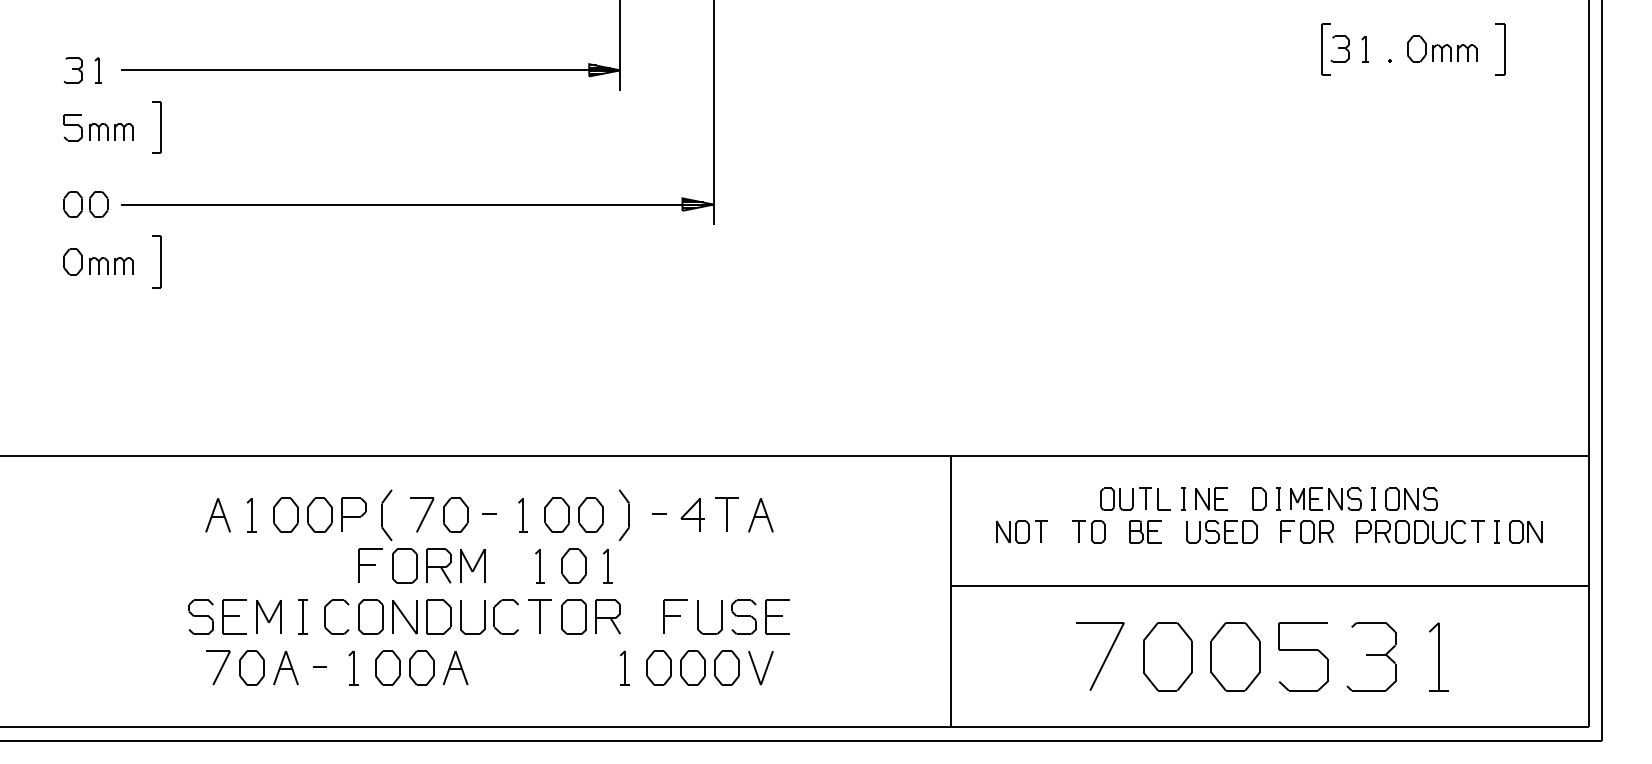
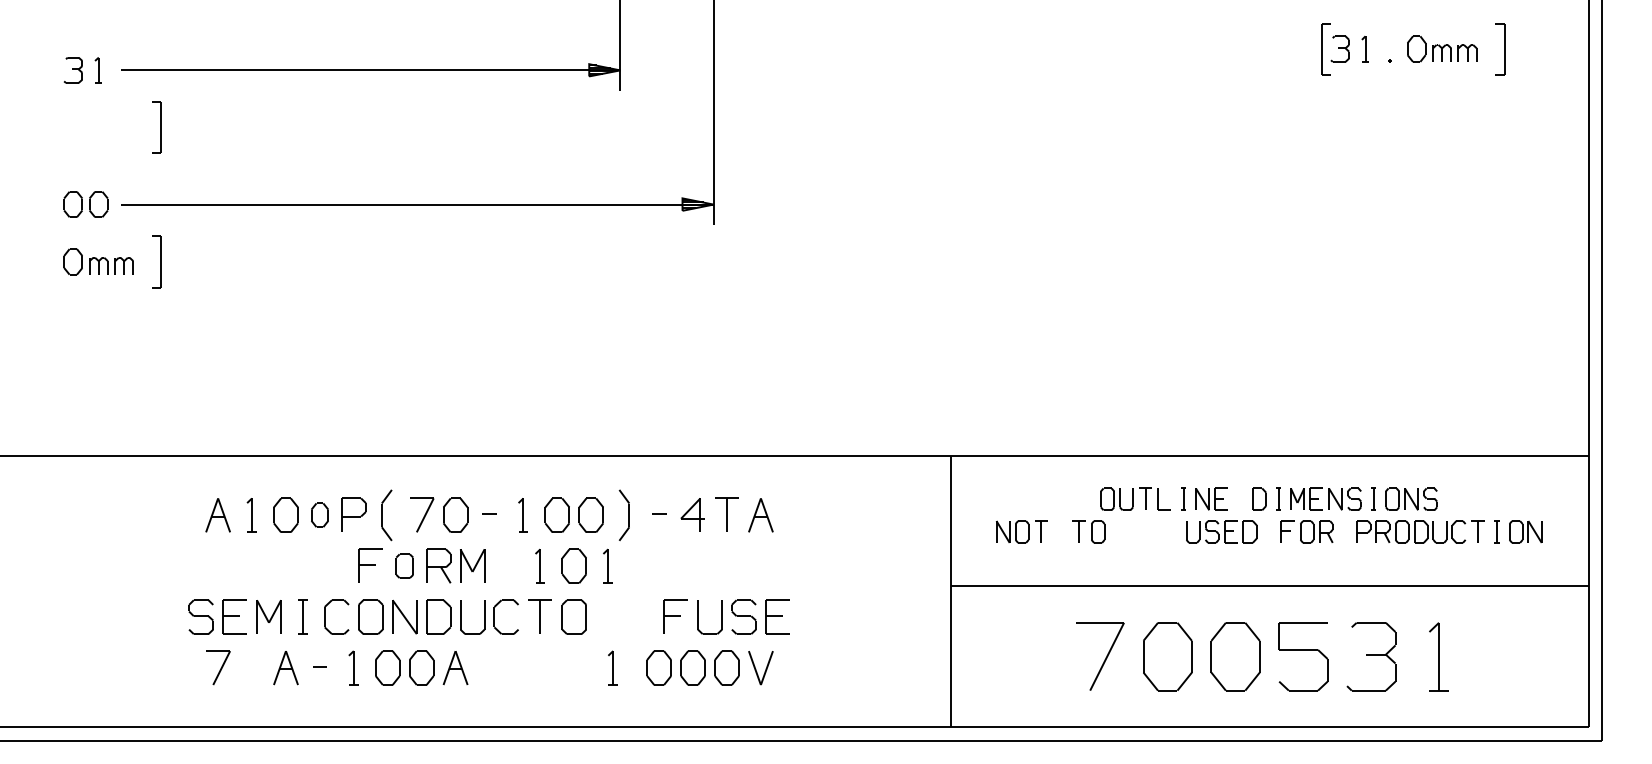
part: present -> none (98, 127)
part size: 26x36 px -> 18x26 px (319, 514)
part: present -> none (1145, 531)
part size: 26x36 px -> 19x26 px (404, 565)
part: present -> none (607, 616)
part: present -> none (251, 667)
part position: (624, 667) -> (612, 667) (612, 667)
